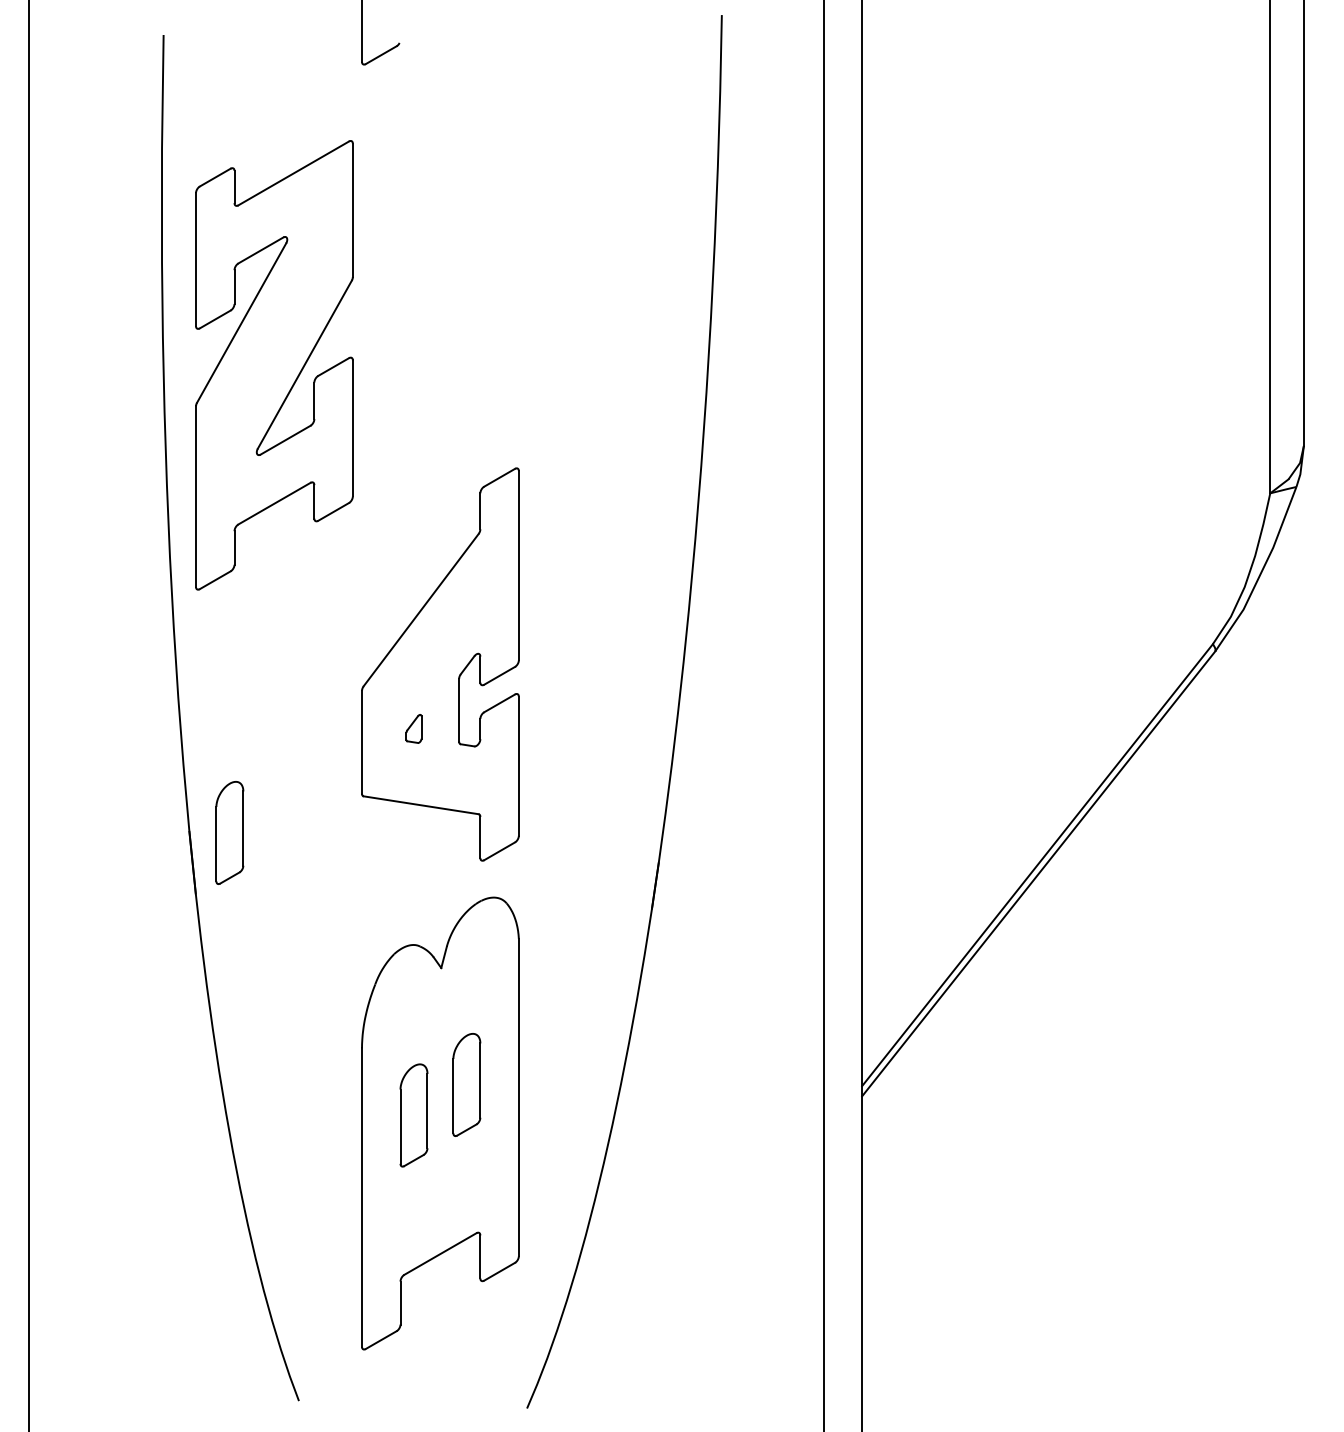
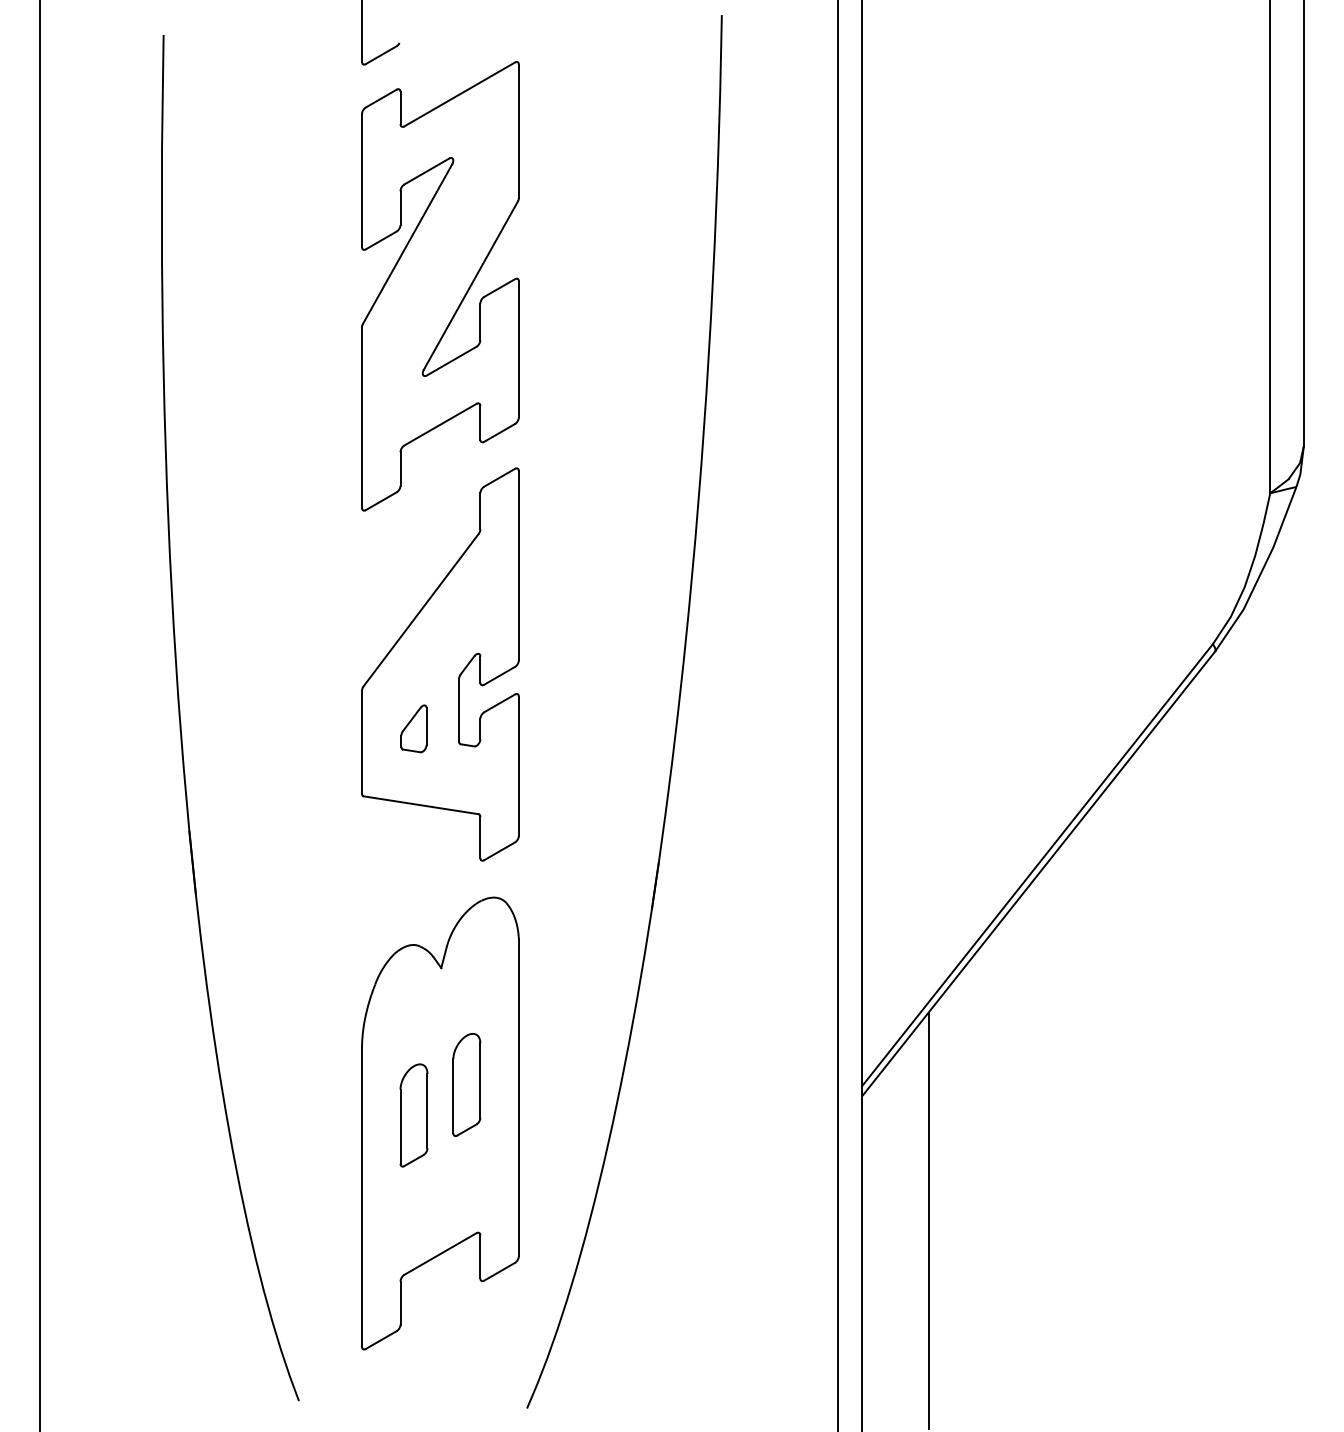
part position: (274, 365) -> (440, 286) (440, 286)
line position: (29, 715) -> (40, 715) (40, 715)
line position: (824, 715) -> (838, 715) (838, 715)
part size: 18x30 px -> 28x50 px (413, 728)
part: present -> none (229, 832)
line: none -> present (928, 1220)
